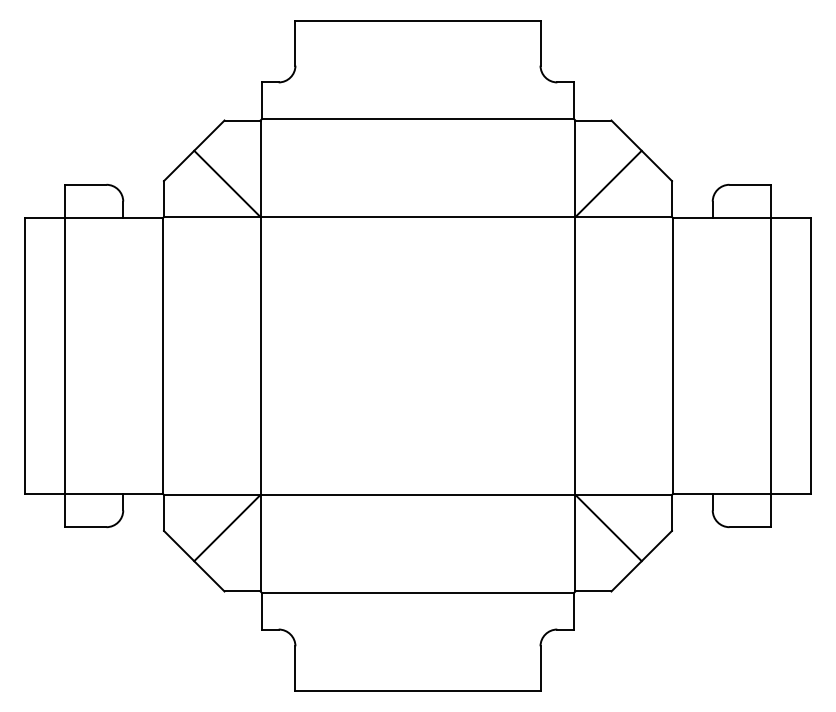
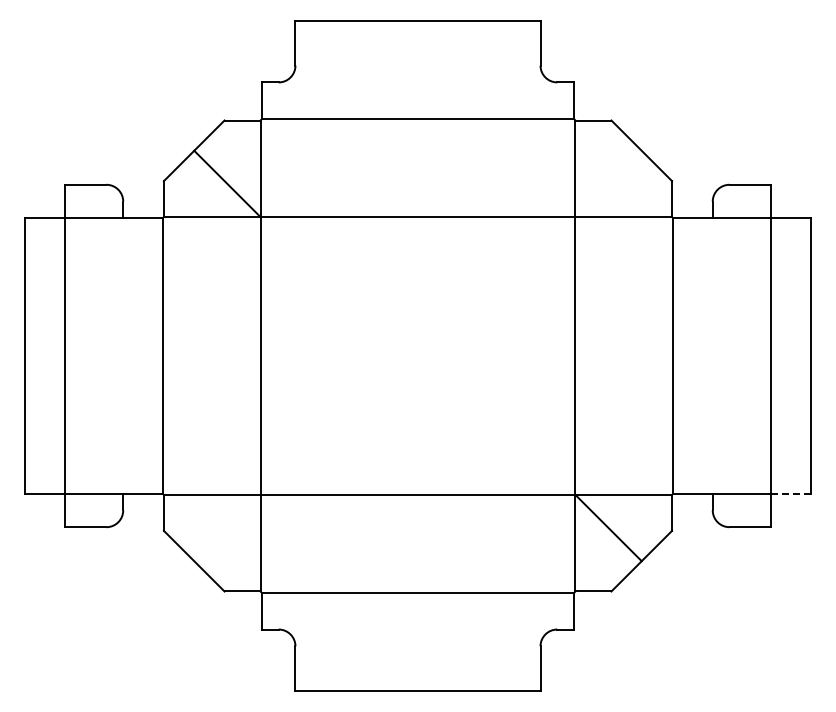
line: present -> none (608, 183)
line: solid -> dashed (791, 493)
line: present -> none (227, 527)
